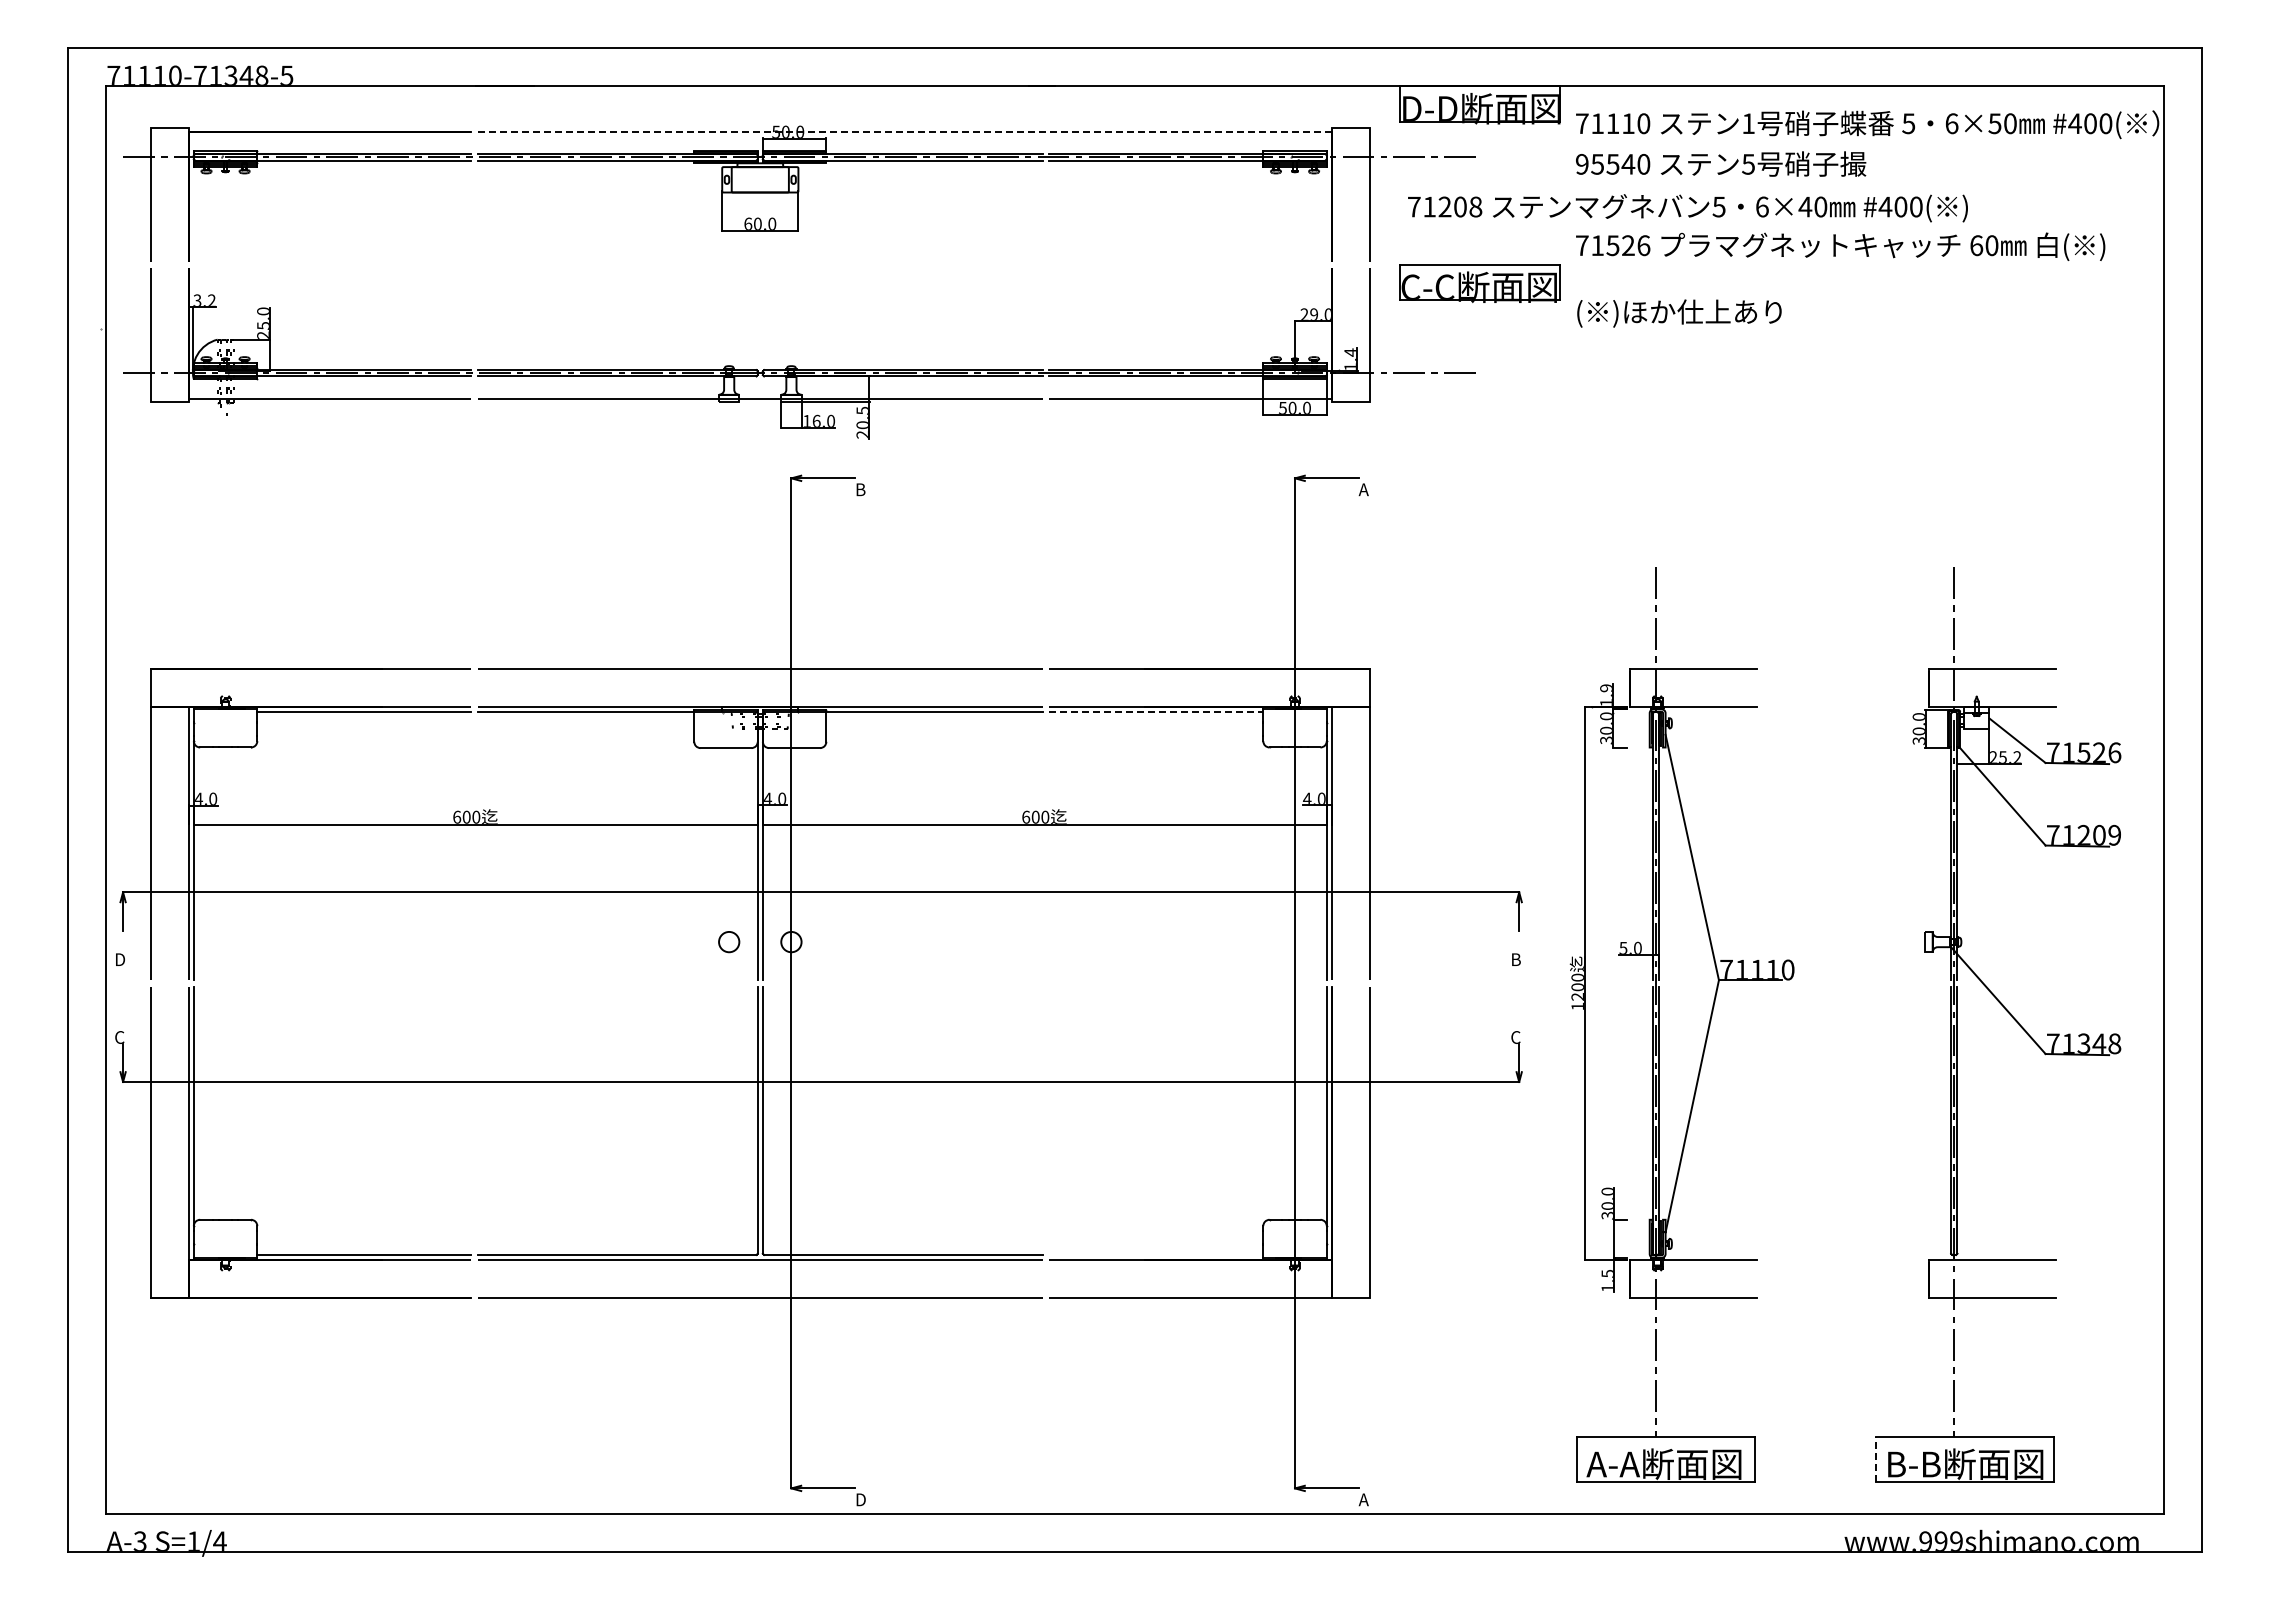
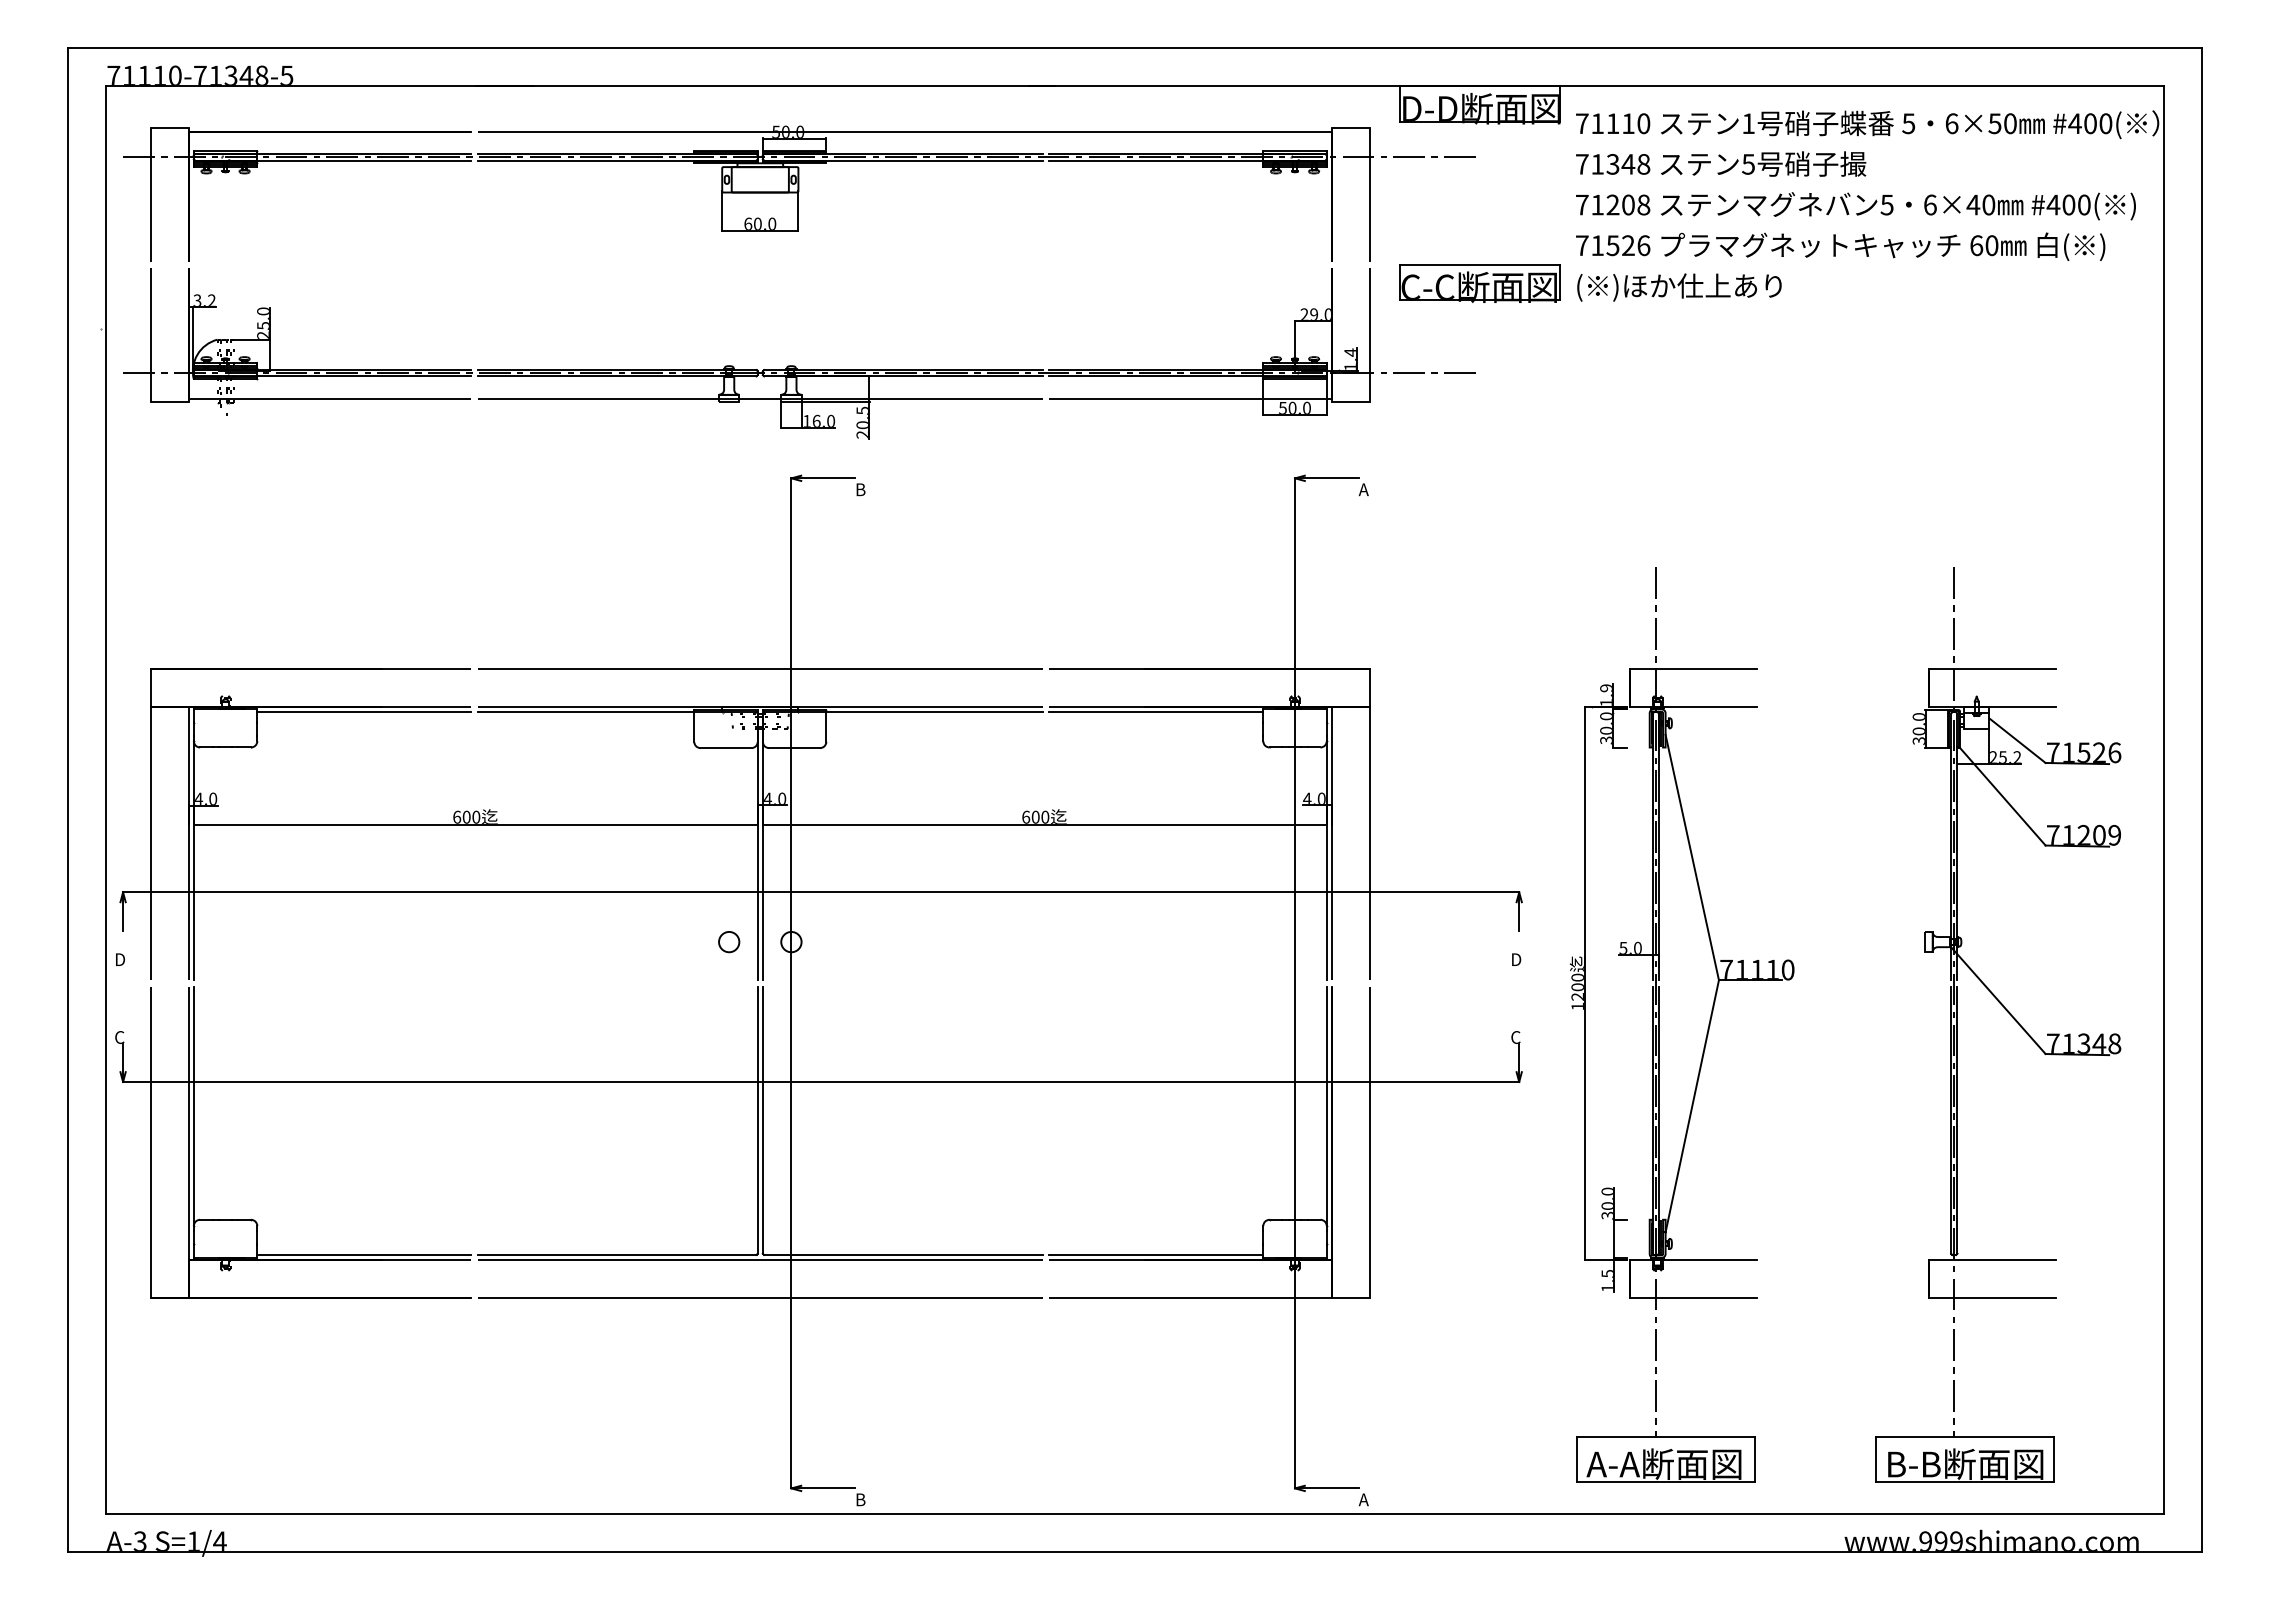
line: dashed -> solid (970, 131)
text: 95540 -> 71348 (1613, 163)
text position: (1687, 208) -> (1855, 206) (1855, 206)
text position: (1679, 313) -> (1679, 287) (1679, 287)
line: dashed -> solid (1156, 712)
text: B -> D (1517, 959)
line: none -> present (1156, 1254)
line: dashed -> solid (1875, 1458)
text: D -> B (861, 1499)
